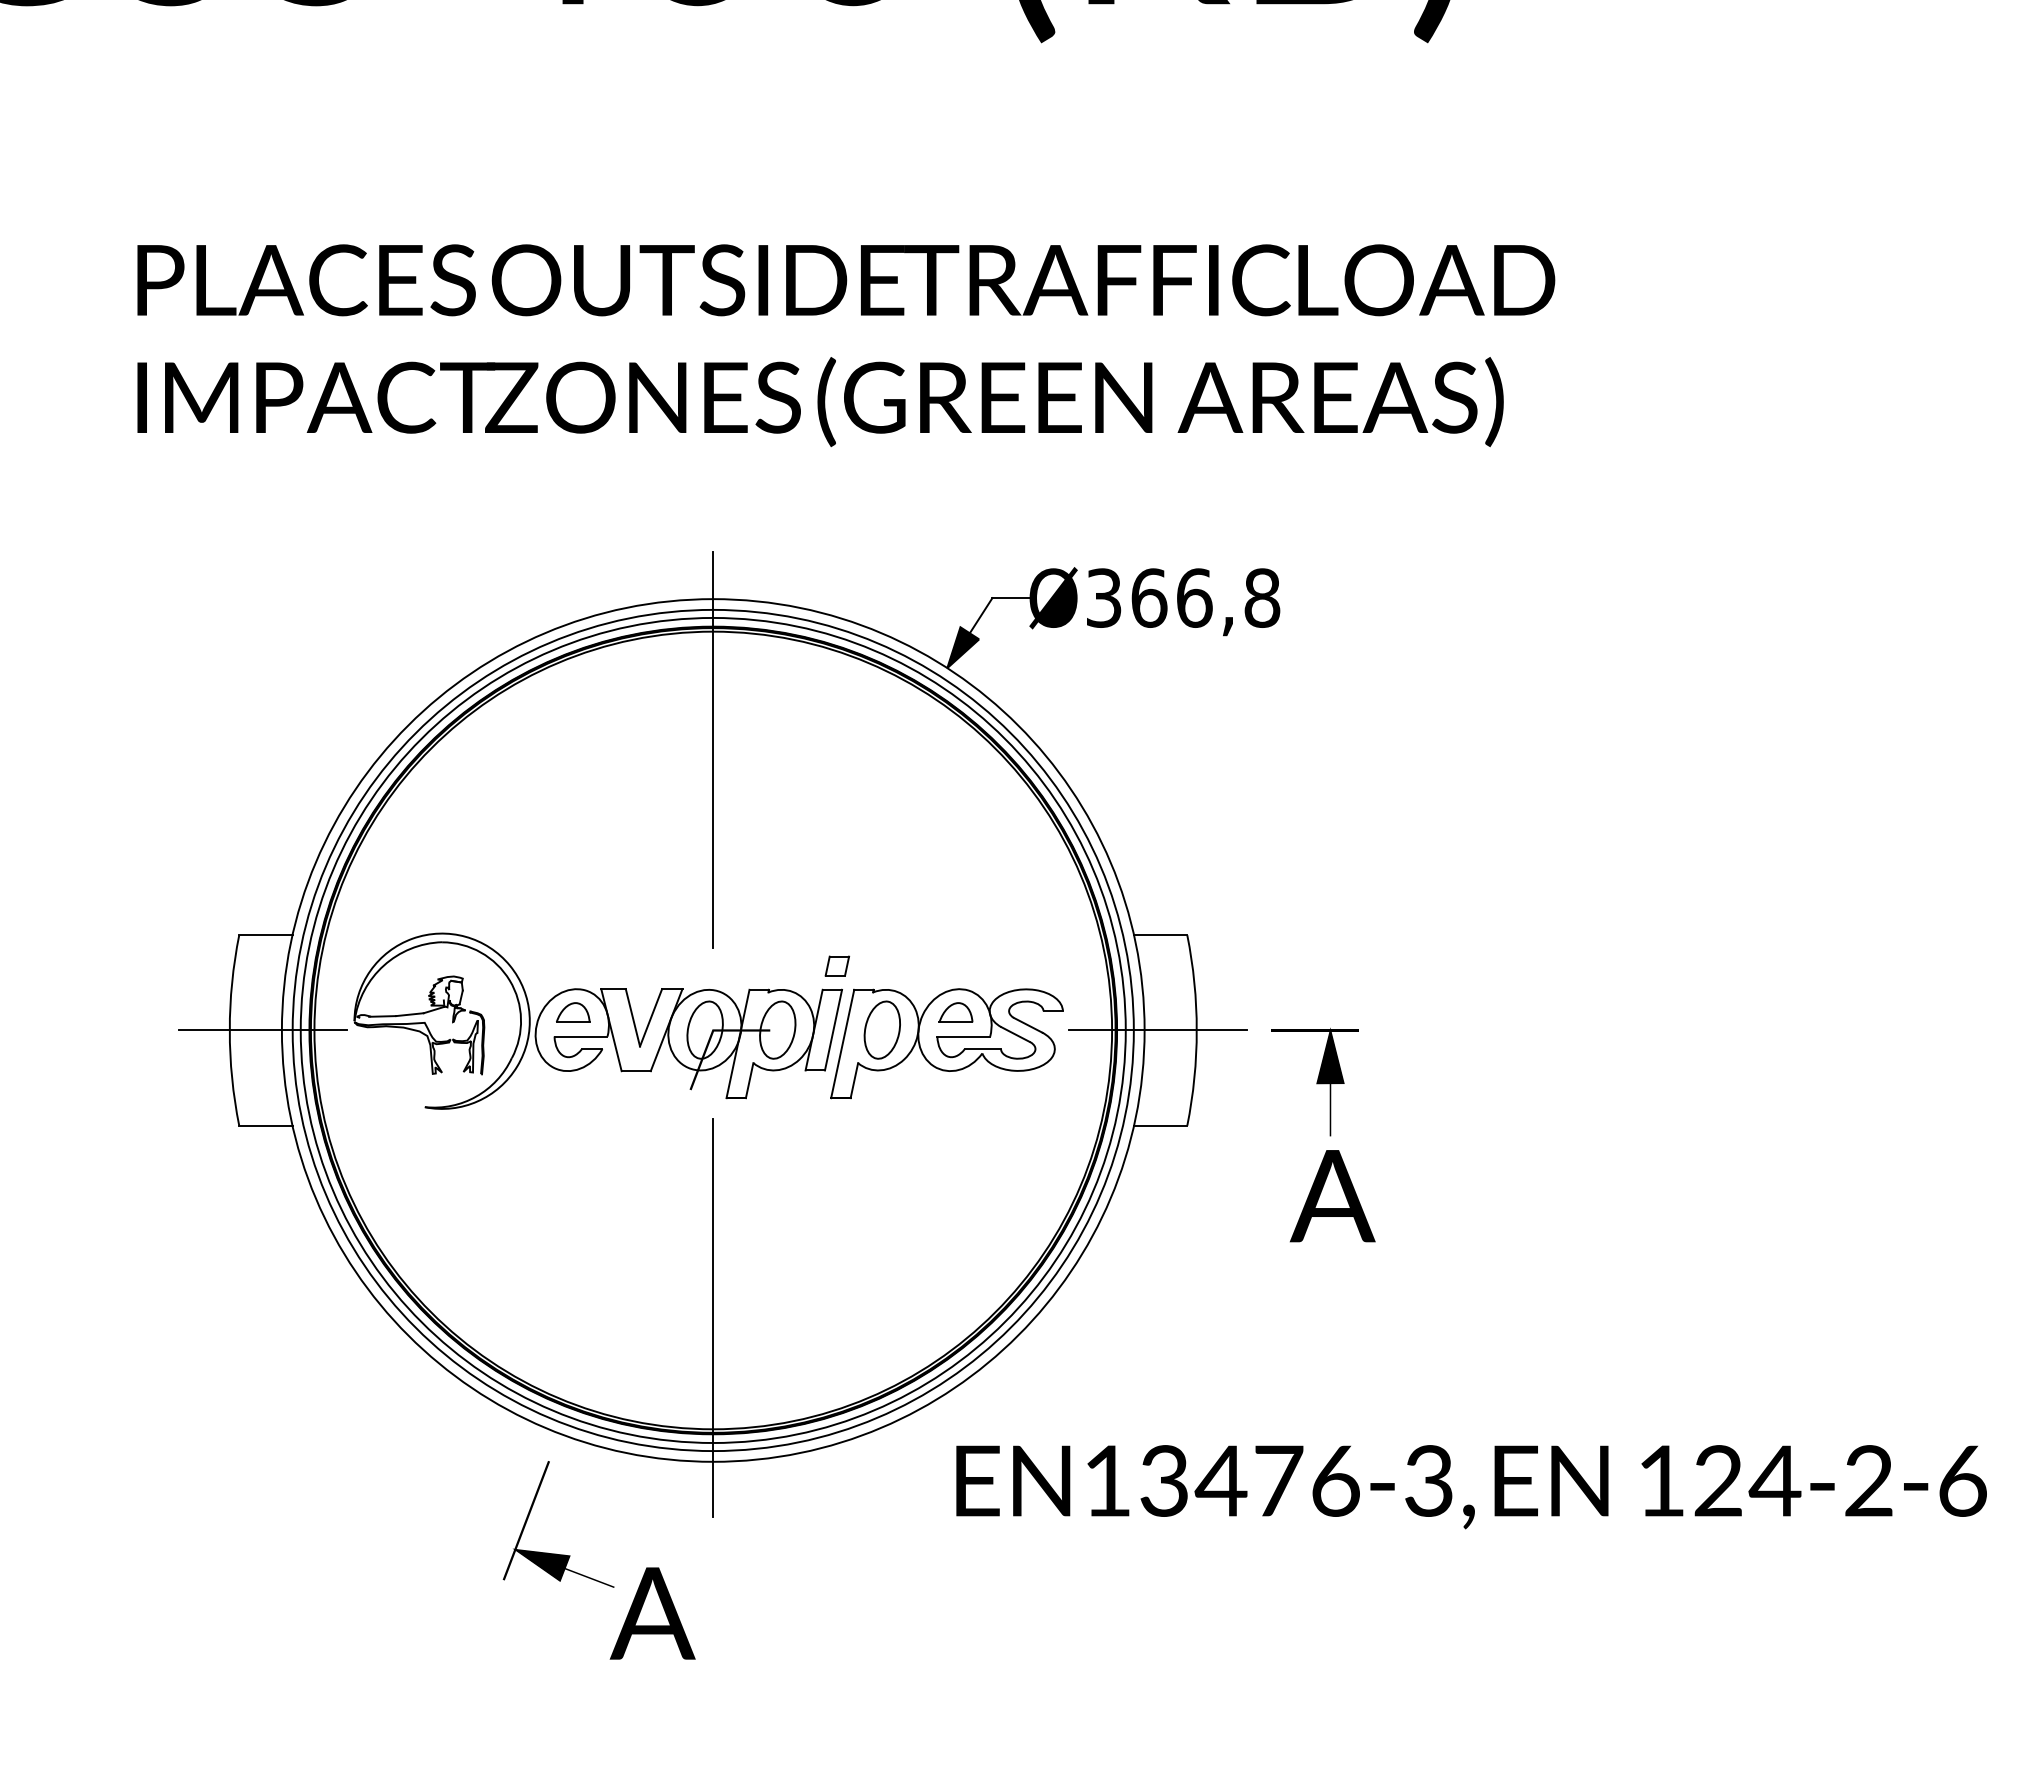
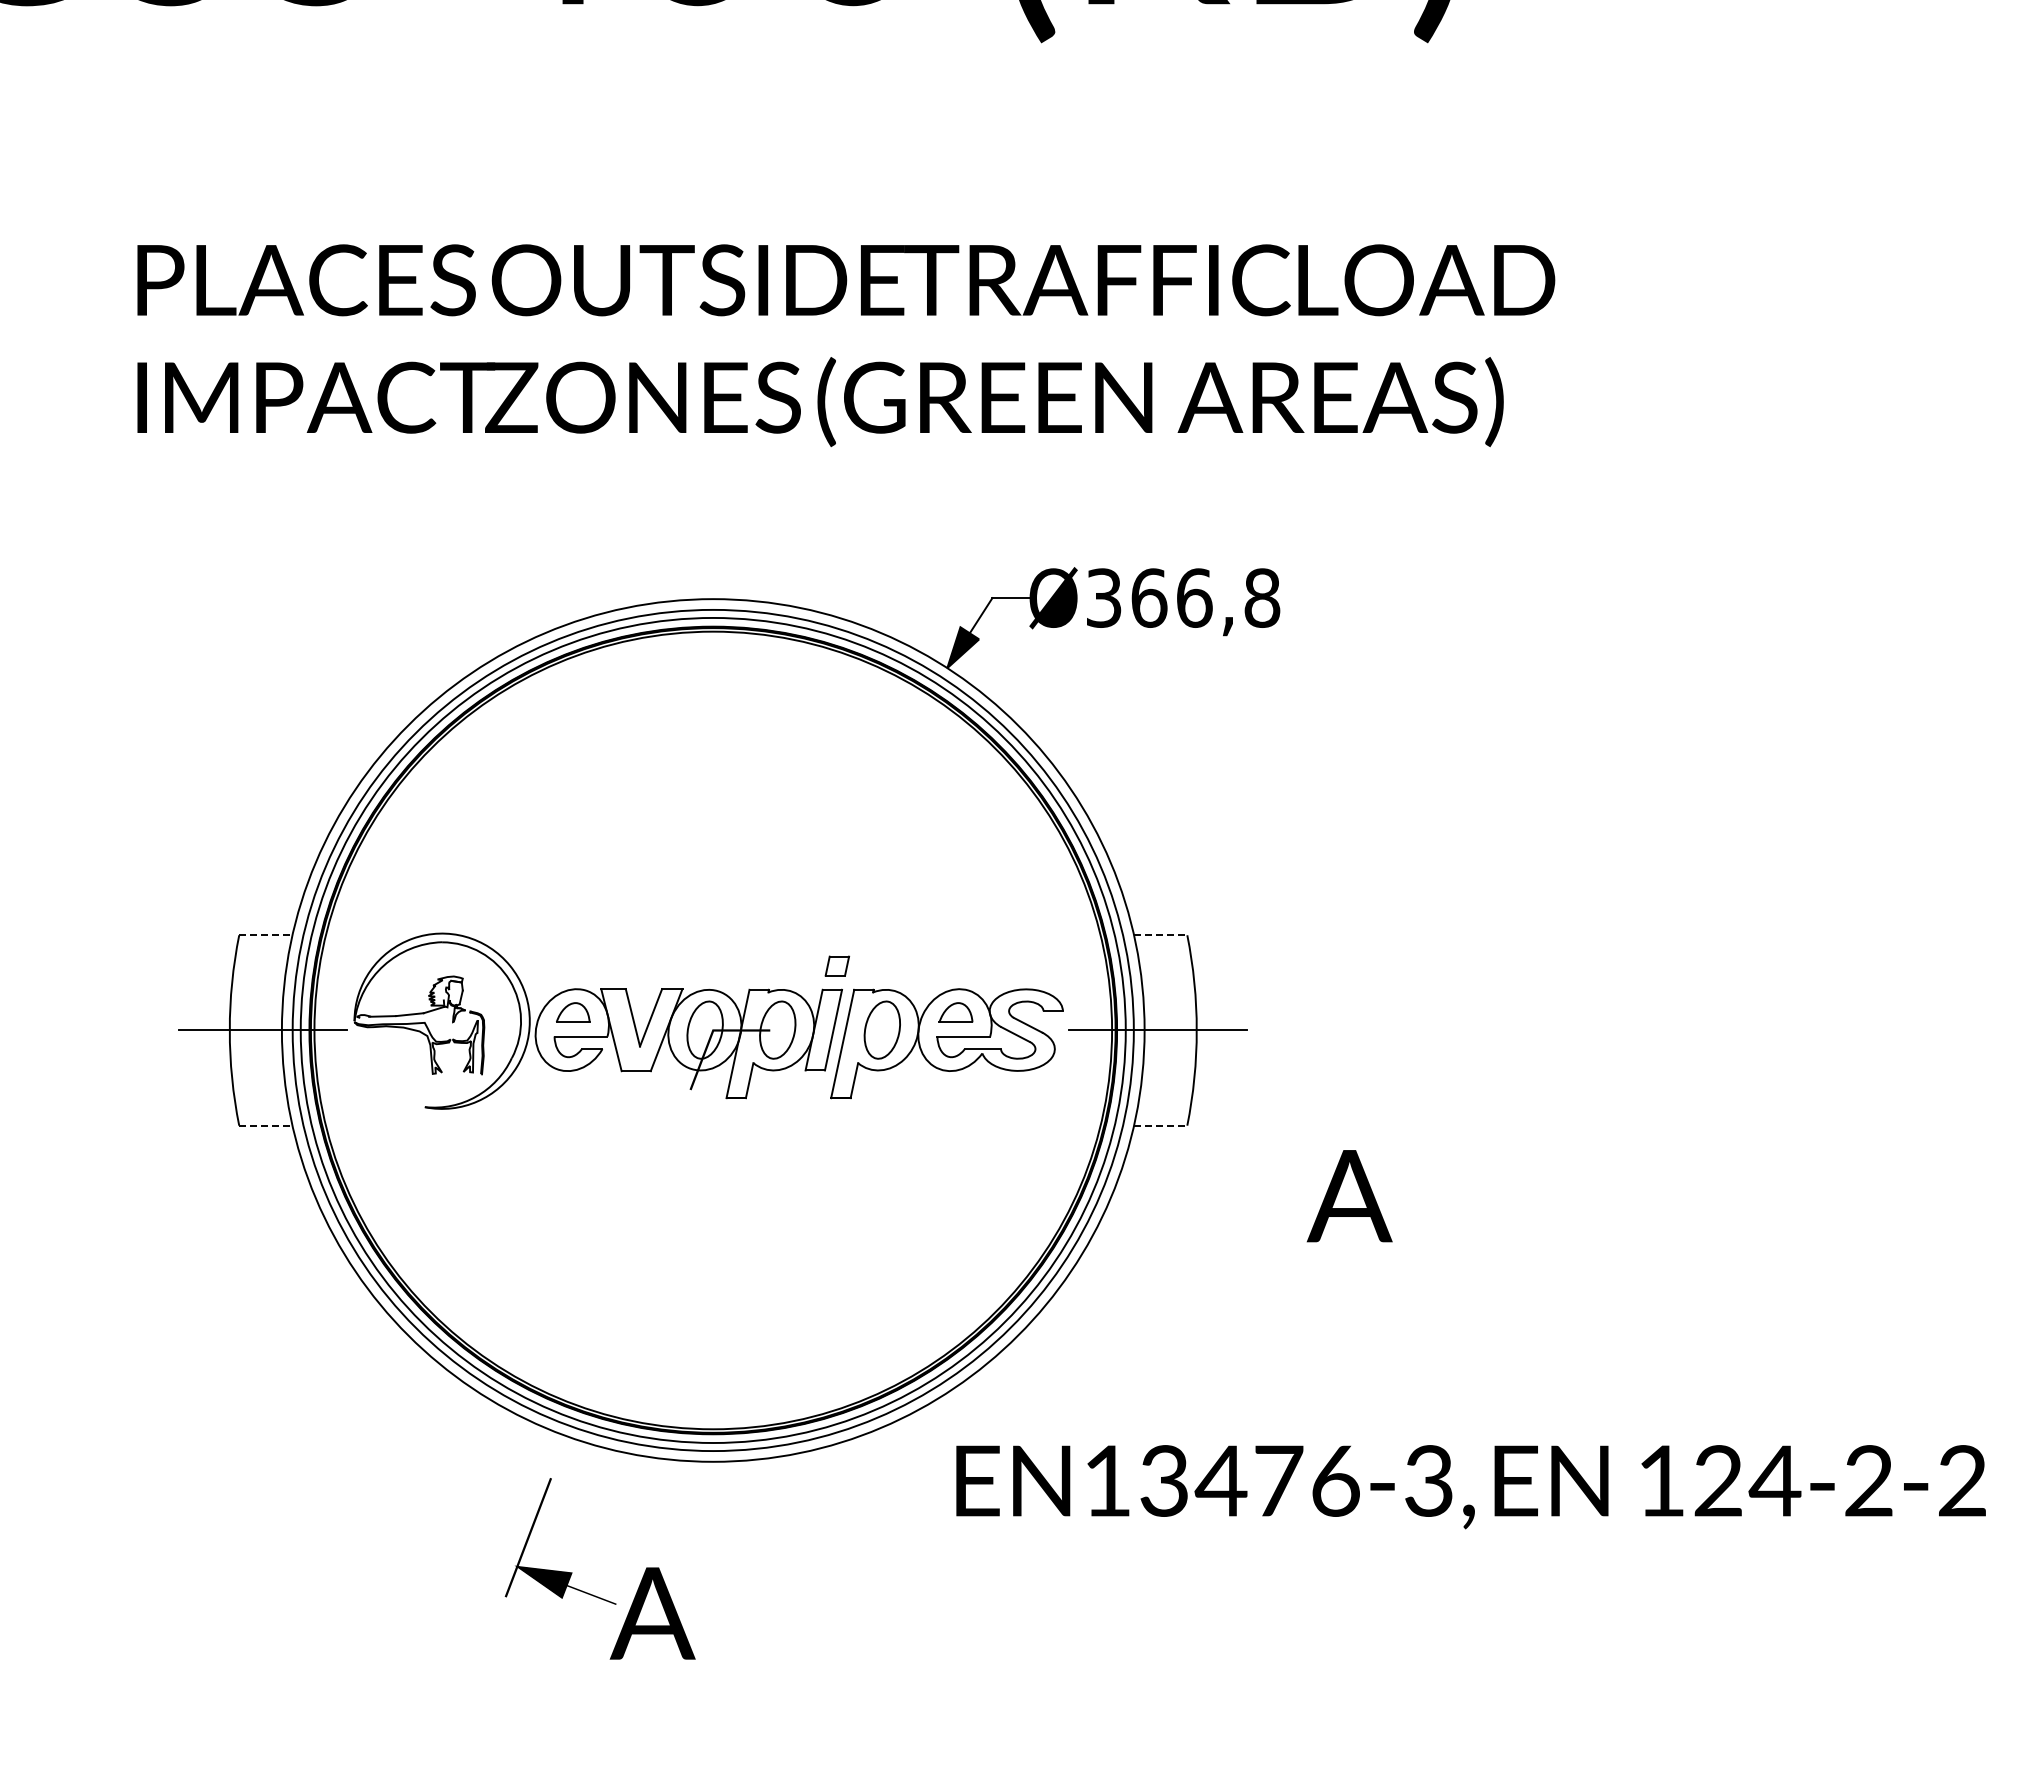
line: present -> none (713, 750)
line: solid -> dashed (265, 935)
line: solid -> dashed (1160, 935)
part: present -> none (1314, 1082)
line: solid -> dashed (265, 1125)
line: solid -> dashed (1160, 1125)
text position: (1332, 1196) -> (1349, 1196) (1349, 1196)
line: present -> none (713, 1317)
text: 124-2-6 -> 124-2-2 (1962, 1480)
part position: (556, 1553) -> (558, 1570) (558, 1570)
